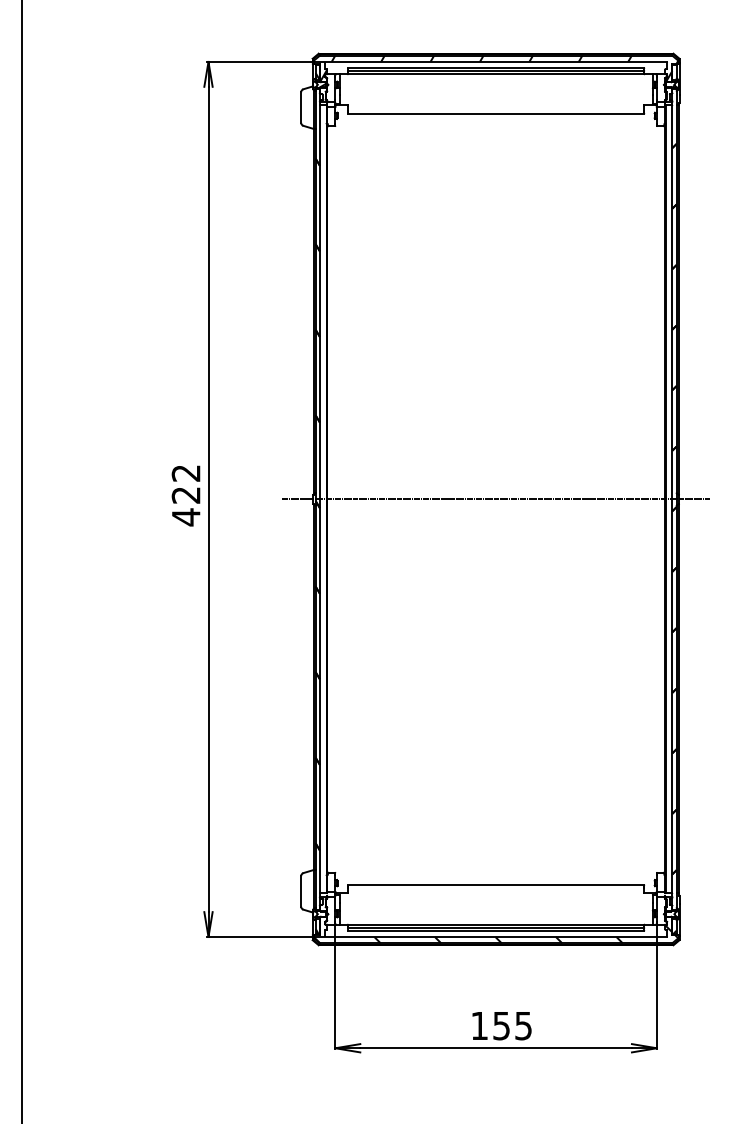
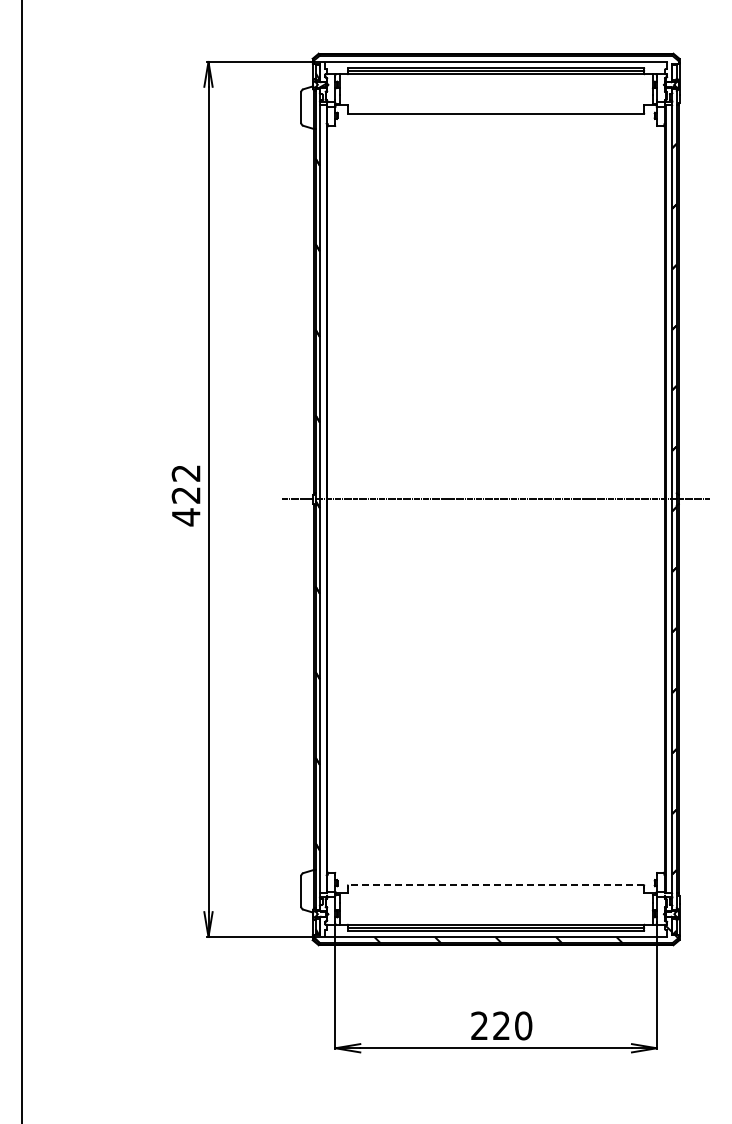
hatch: present -> none (499, 68)
line: solid -> dashed (496, 885)
text: 155 -> 220 (501, 1025)
